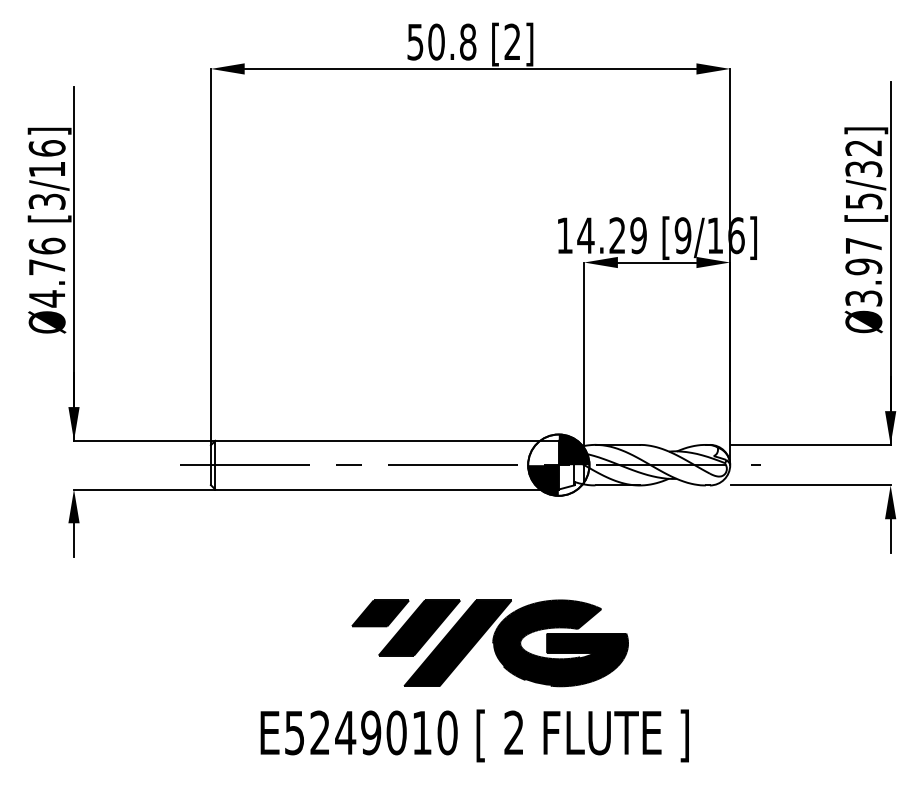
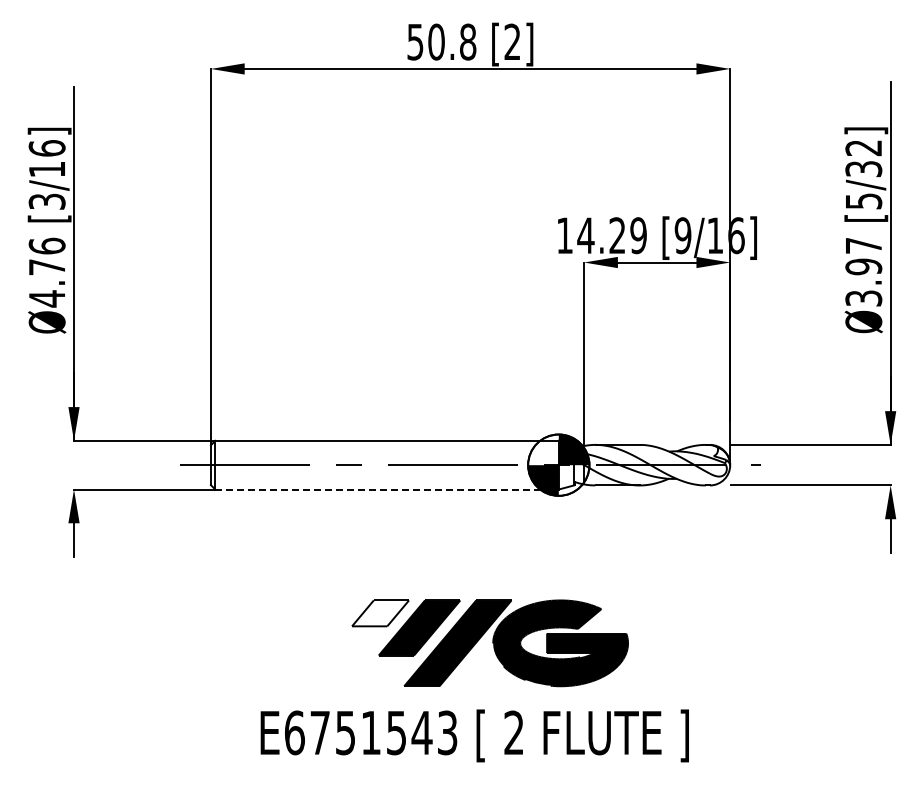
line: solid -> dashed (387, 489)
fill: present -> none (380, 613)
text: E5249010 -> E6751543 (371, 732)
